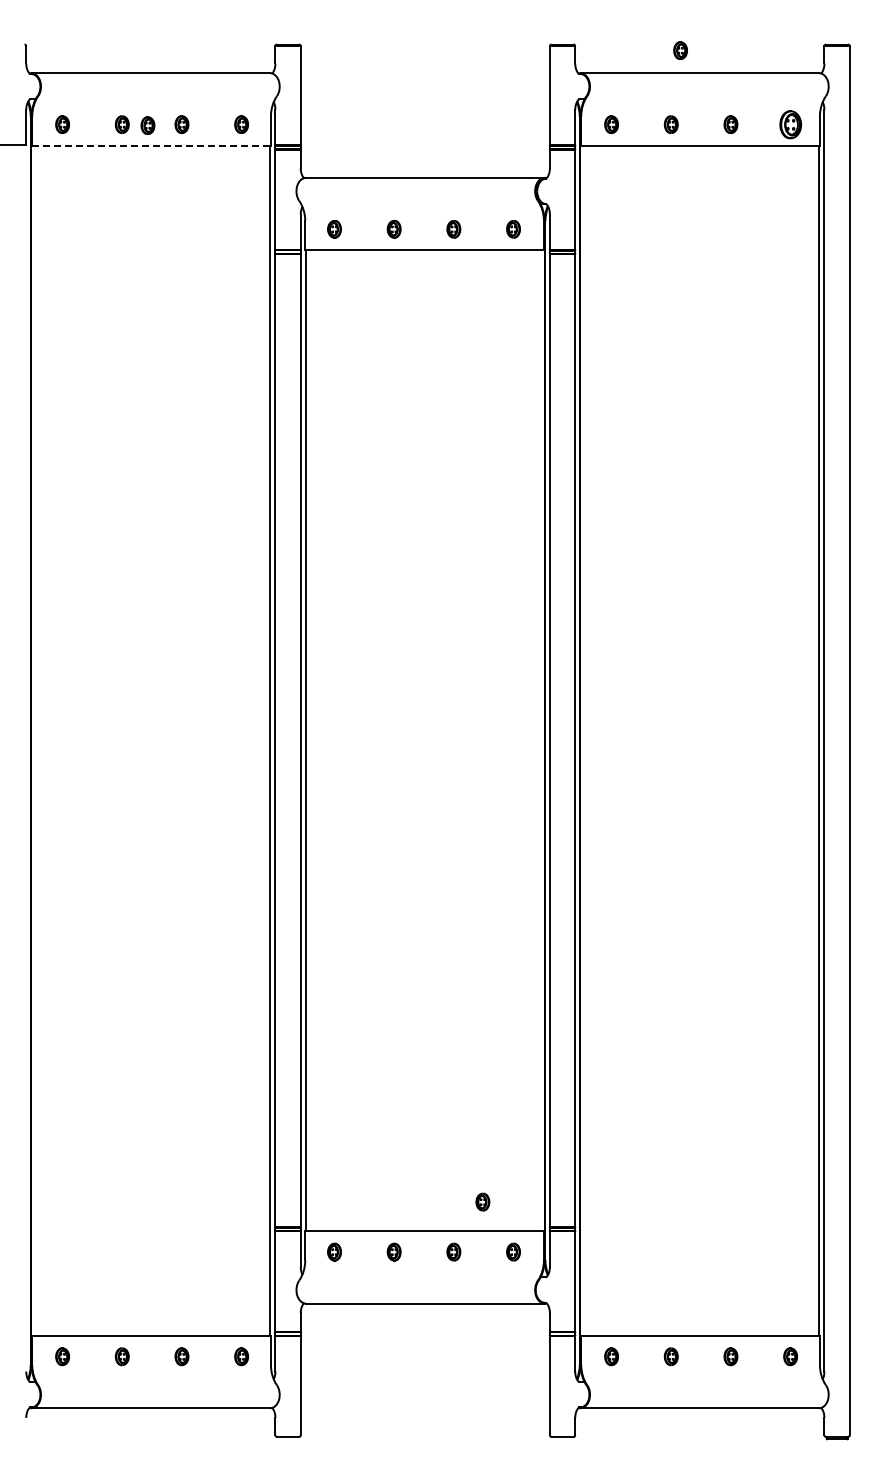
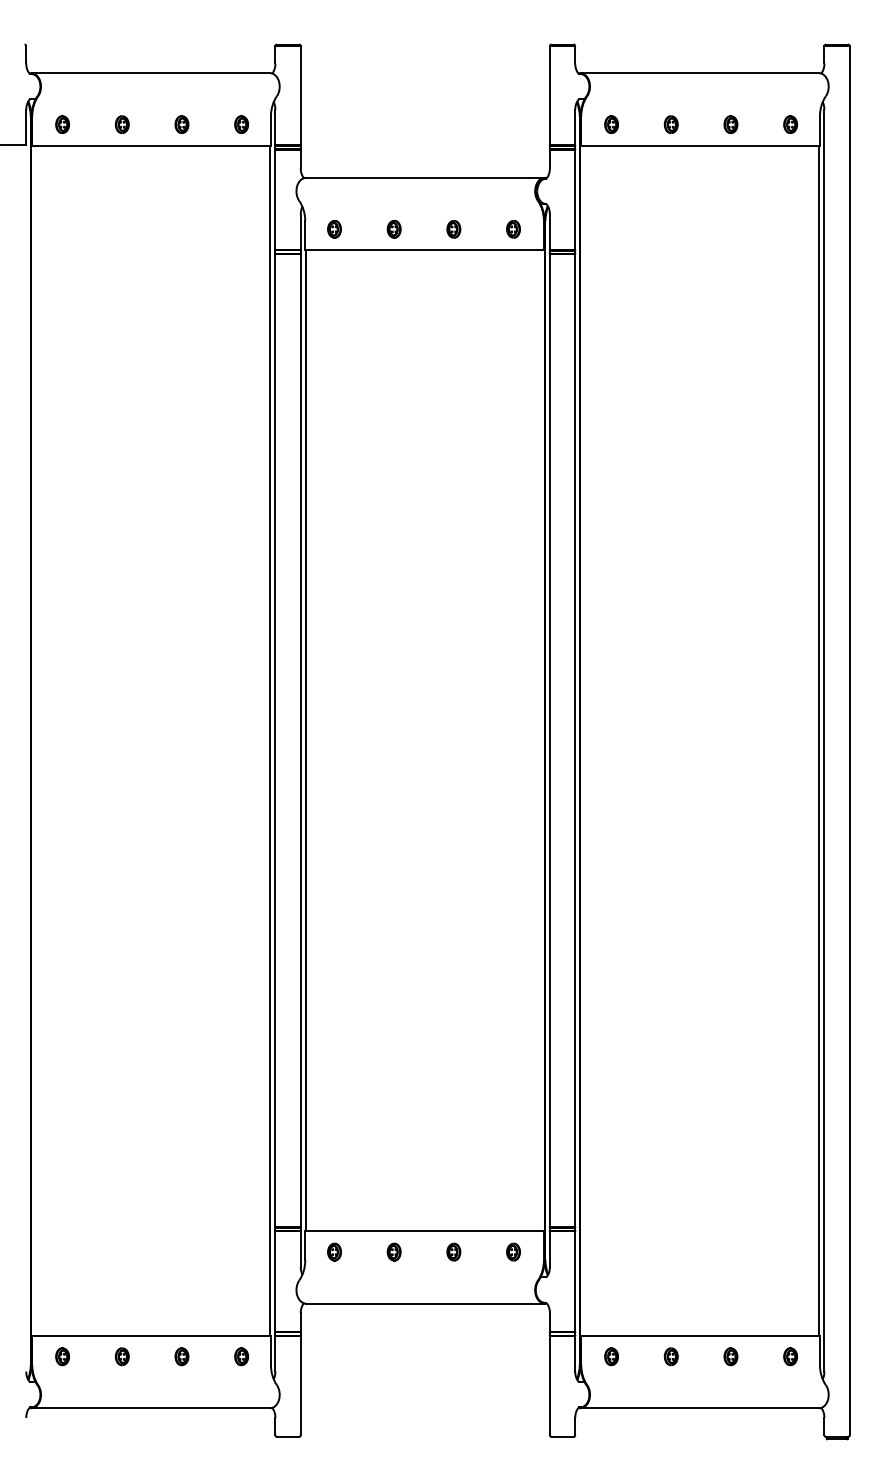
part: present -> none (680, 50)
part size: 23x30 px -> 15x19 px (790, 124)
part: present -> none (147, 125)
line: dashed -> solid (152, 145)
part: present -> none (482, 1201)
